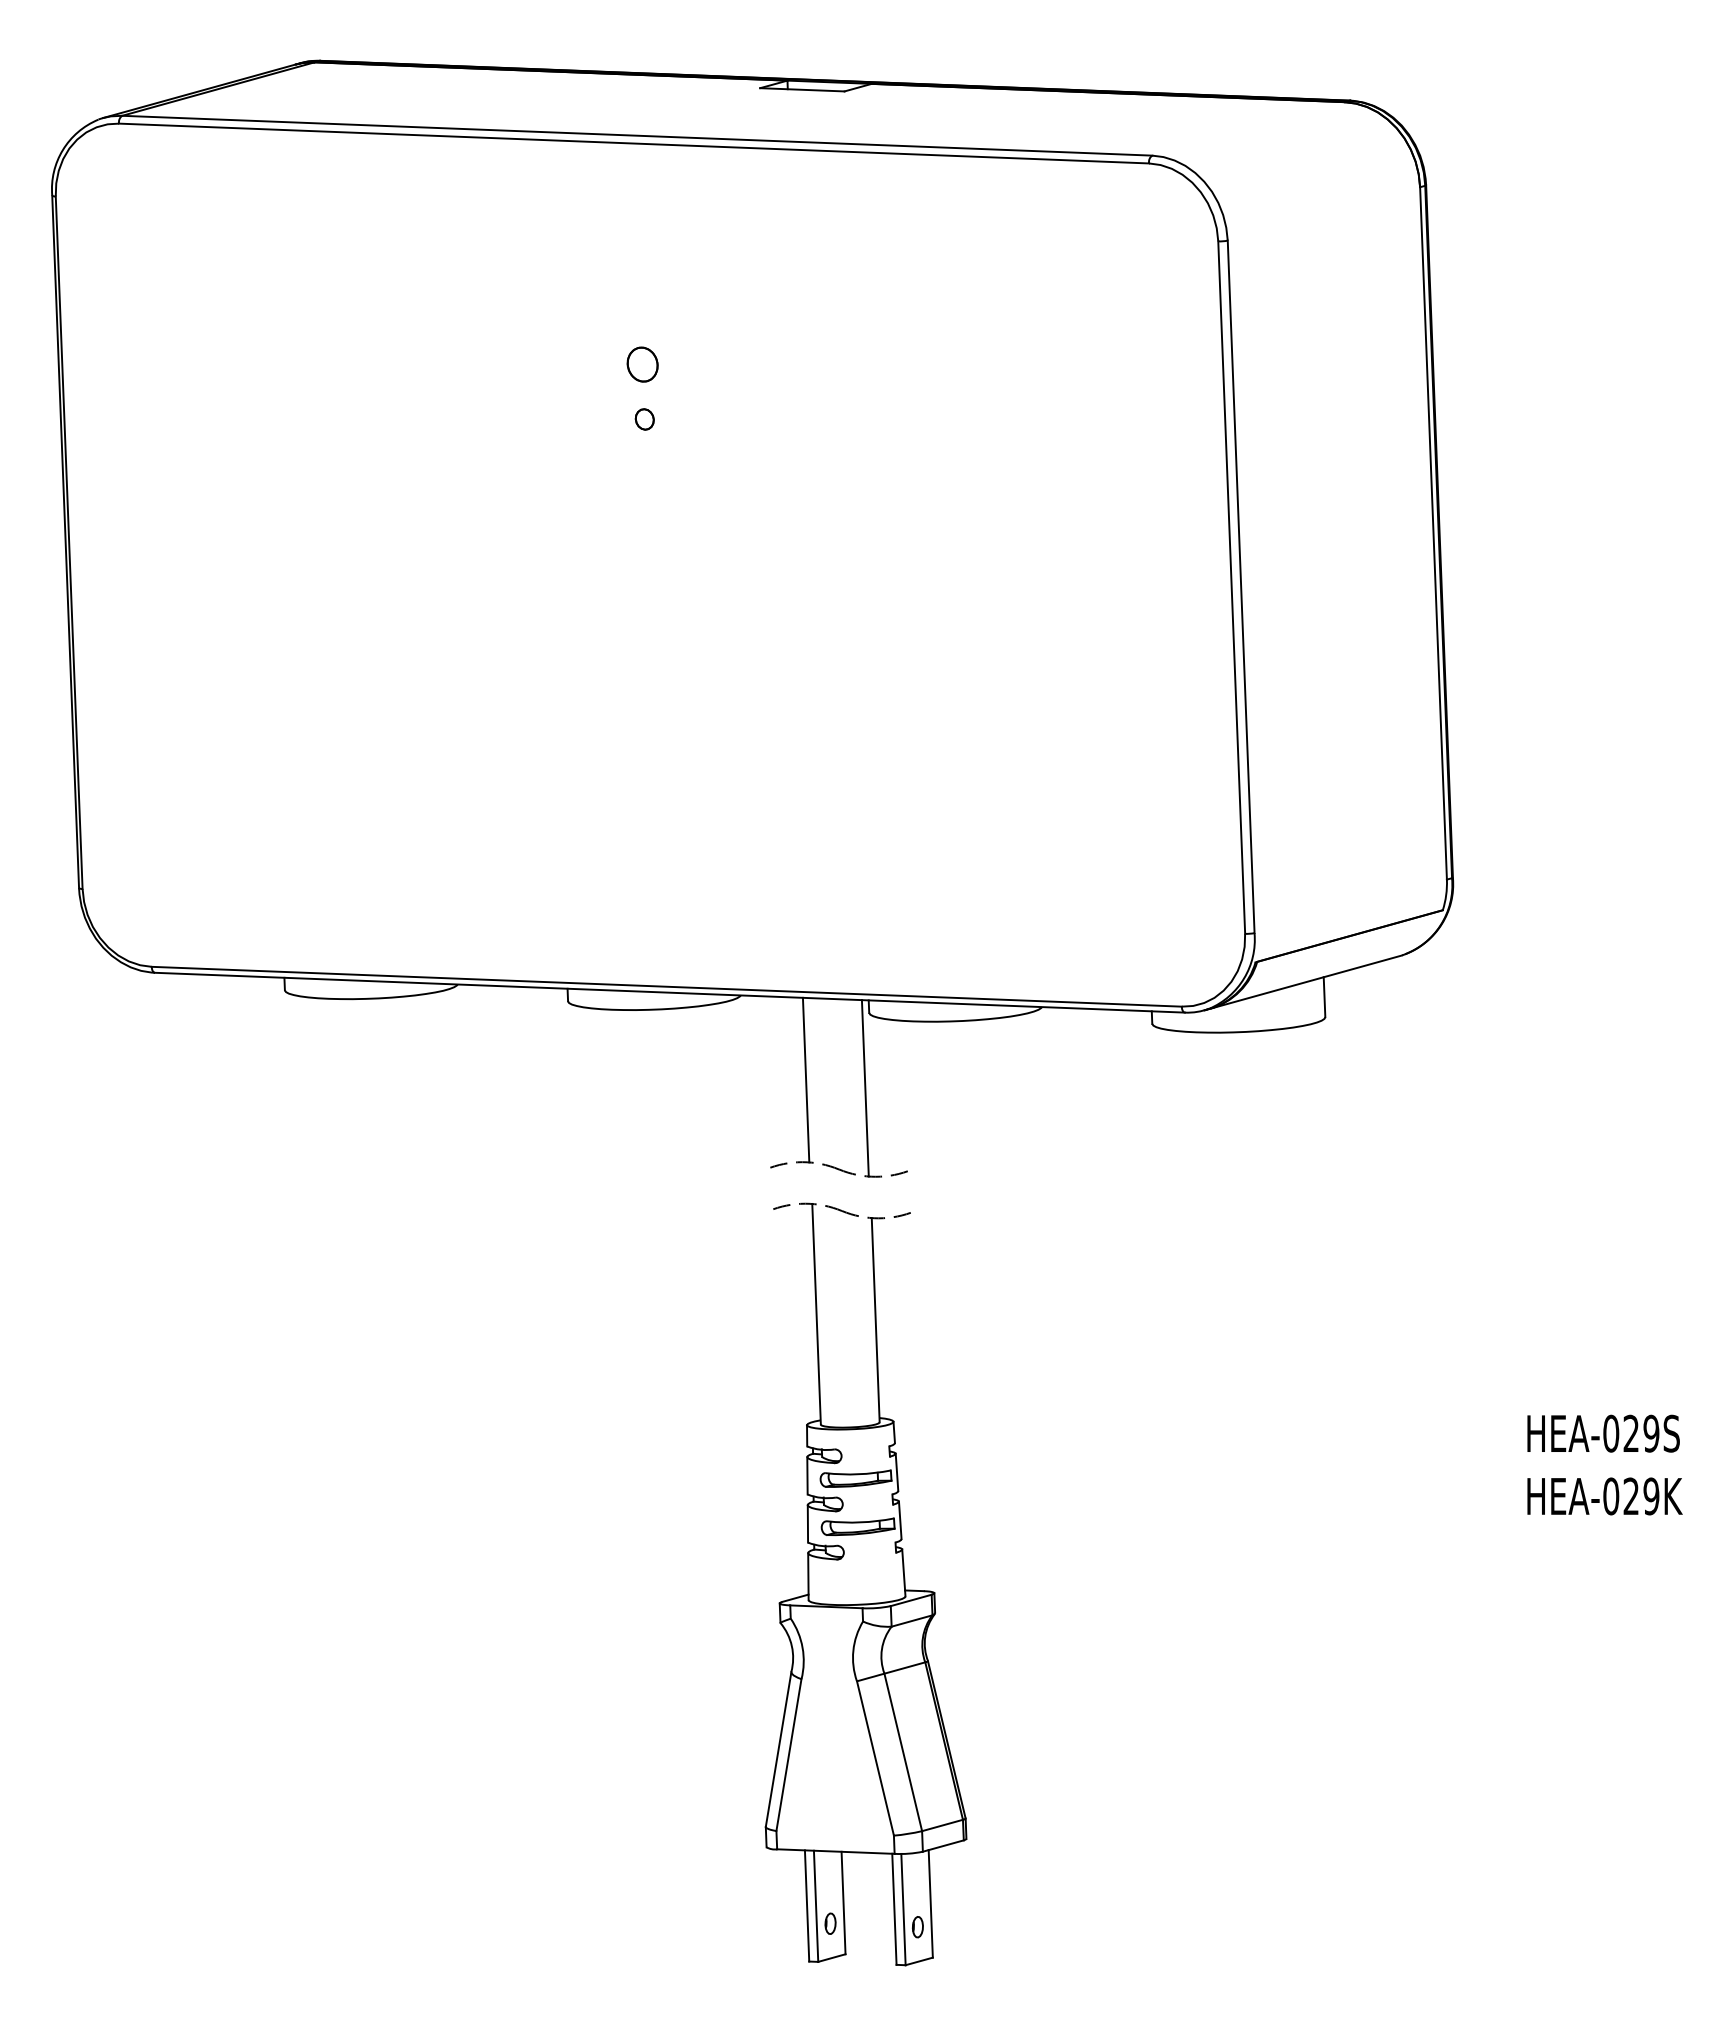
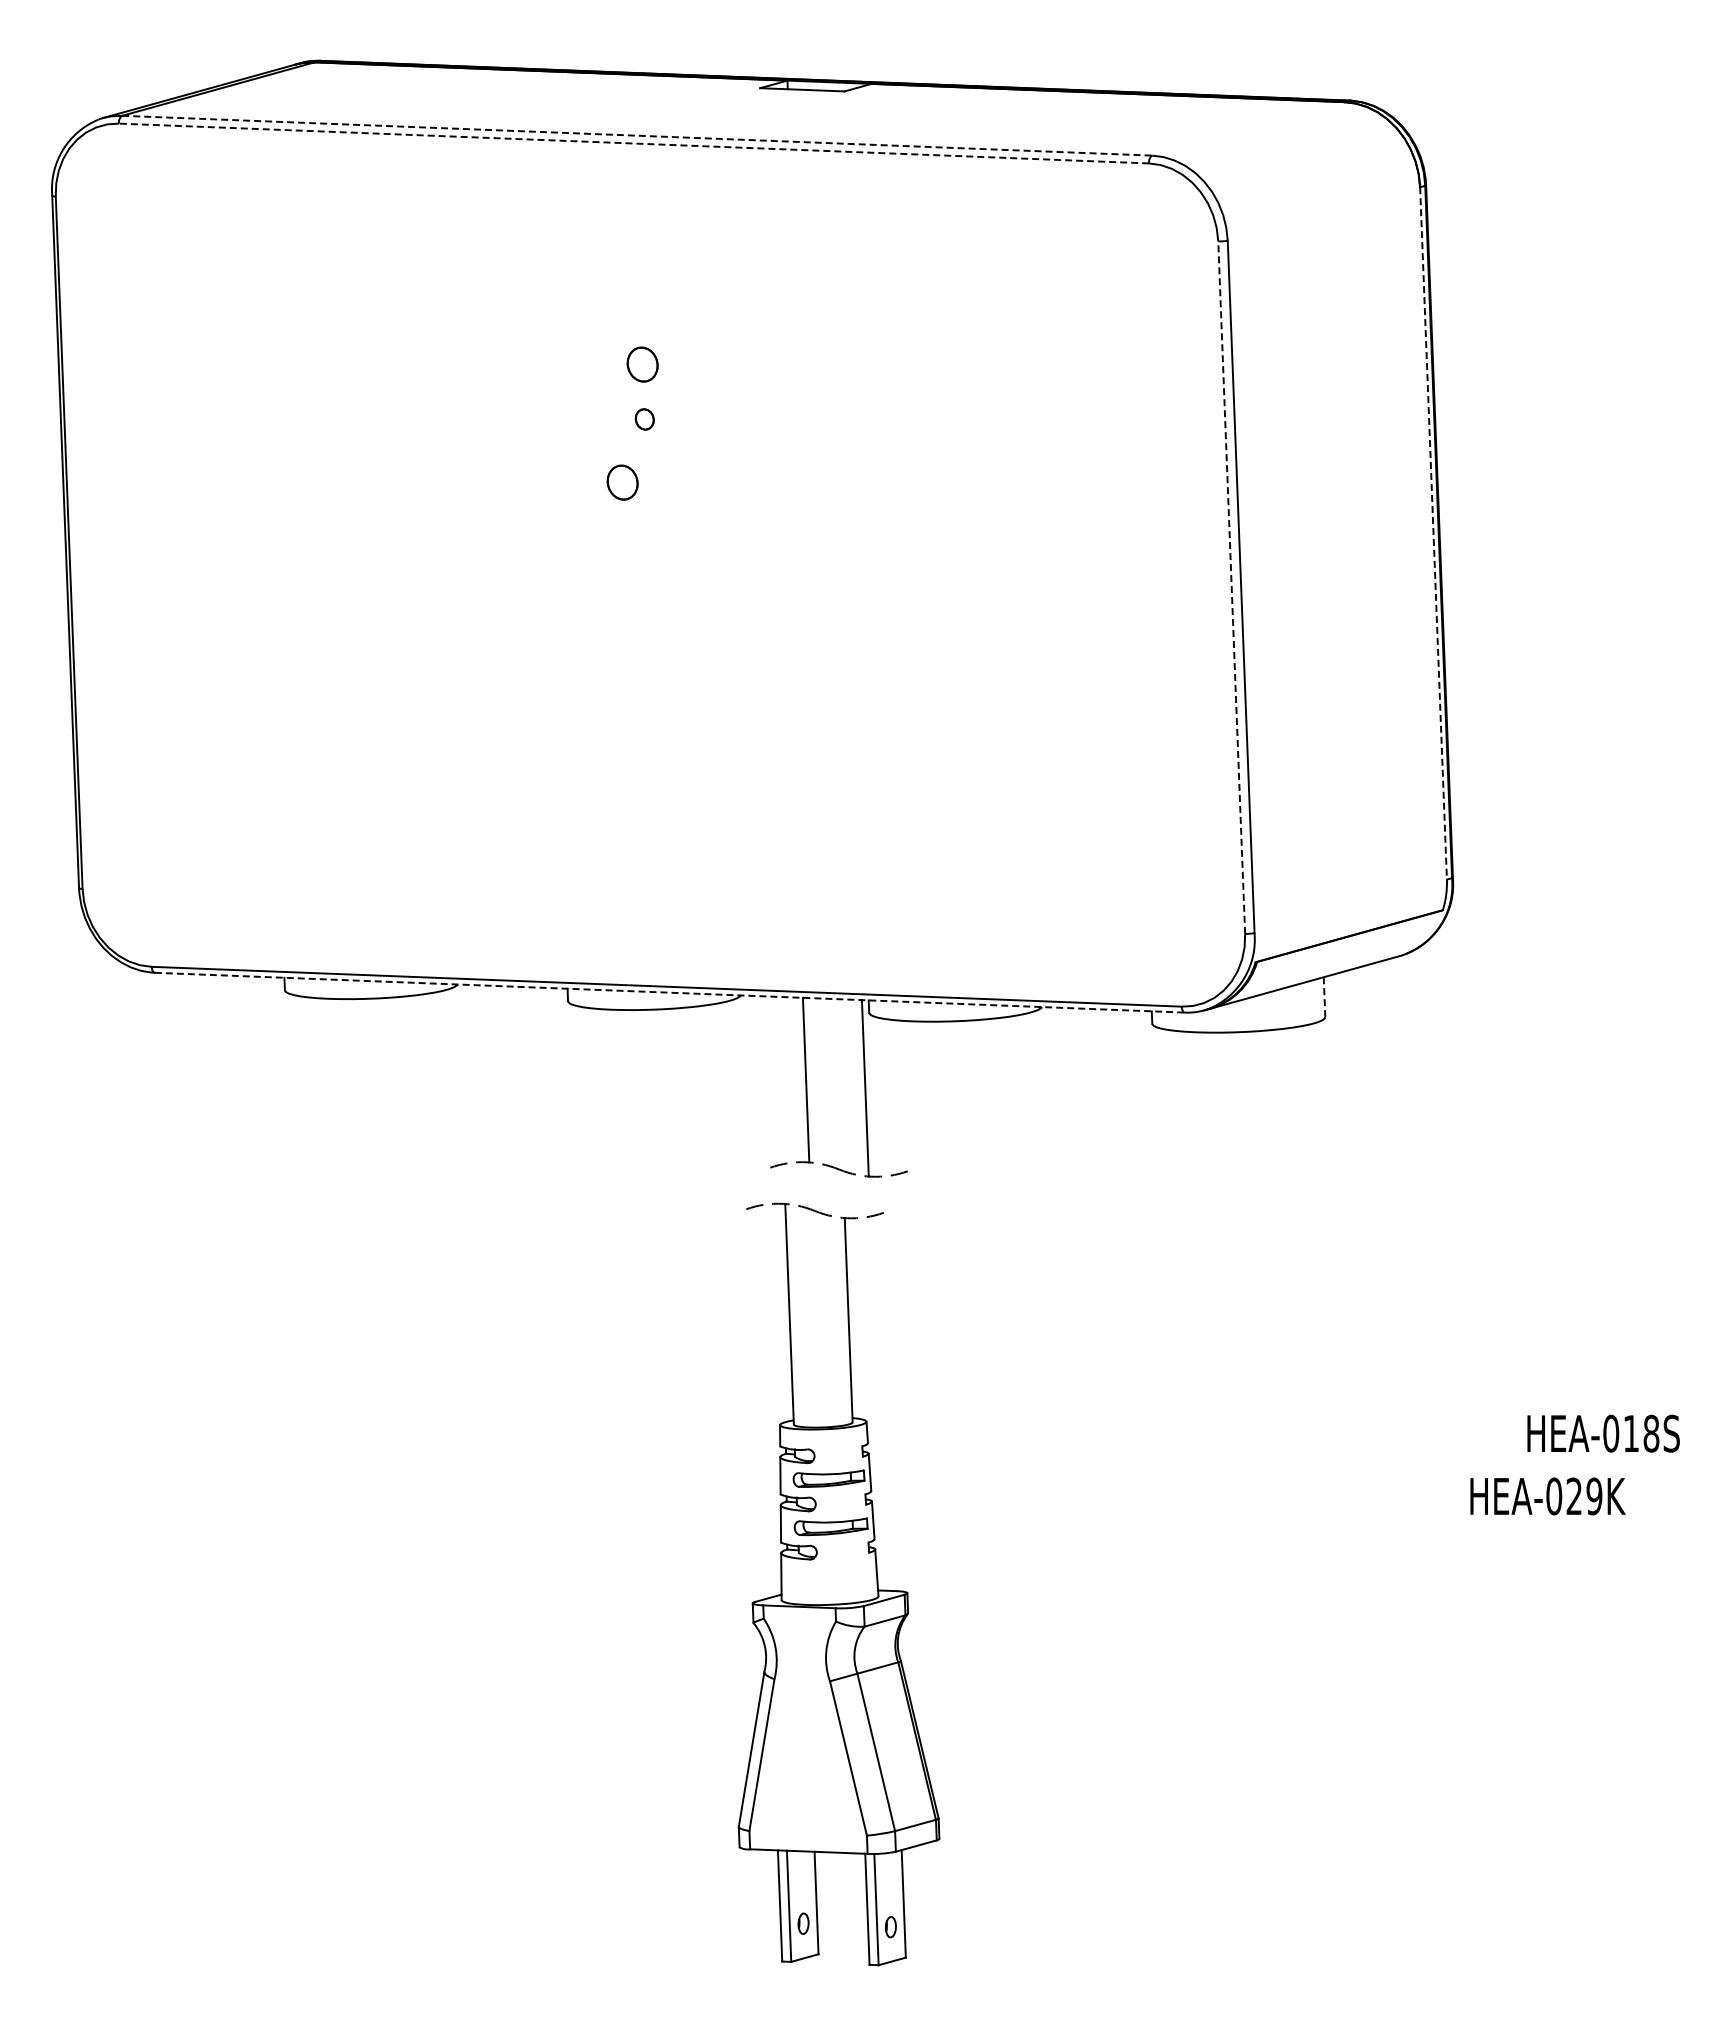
line: solid -> dashed (637, 135)
line: solid -> dashed (633, 143)
part: none -> present (622, 482)
line: solid -> dashed (1433, 533)
line: solid -> dashed (1231, 587)
line: solid -> dashed (670, 992)
line: solid -> dashed (1324, 997)
text: HEA-029S -> HEA-018S (1641, 1433)
text position: (1604, 1496) -> (1547, 1496) (1547, 1496)
part position: (865, 1584) -> (838, 1584) (838, 1584)
